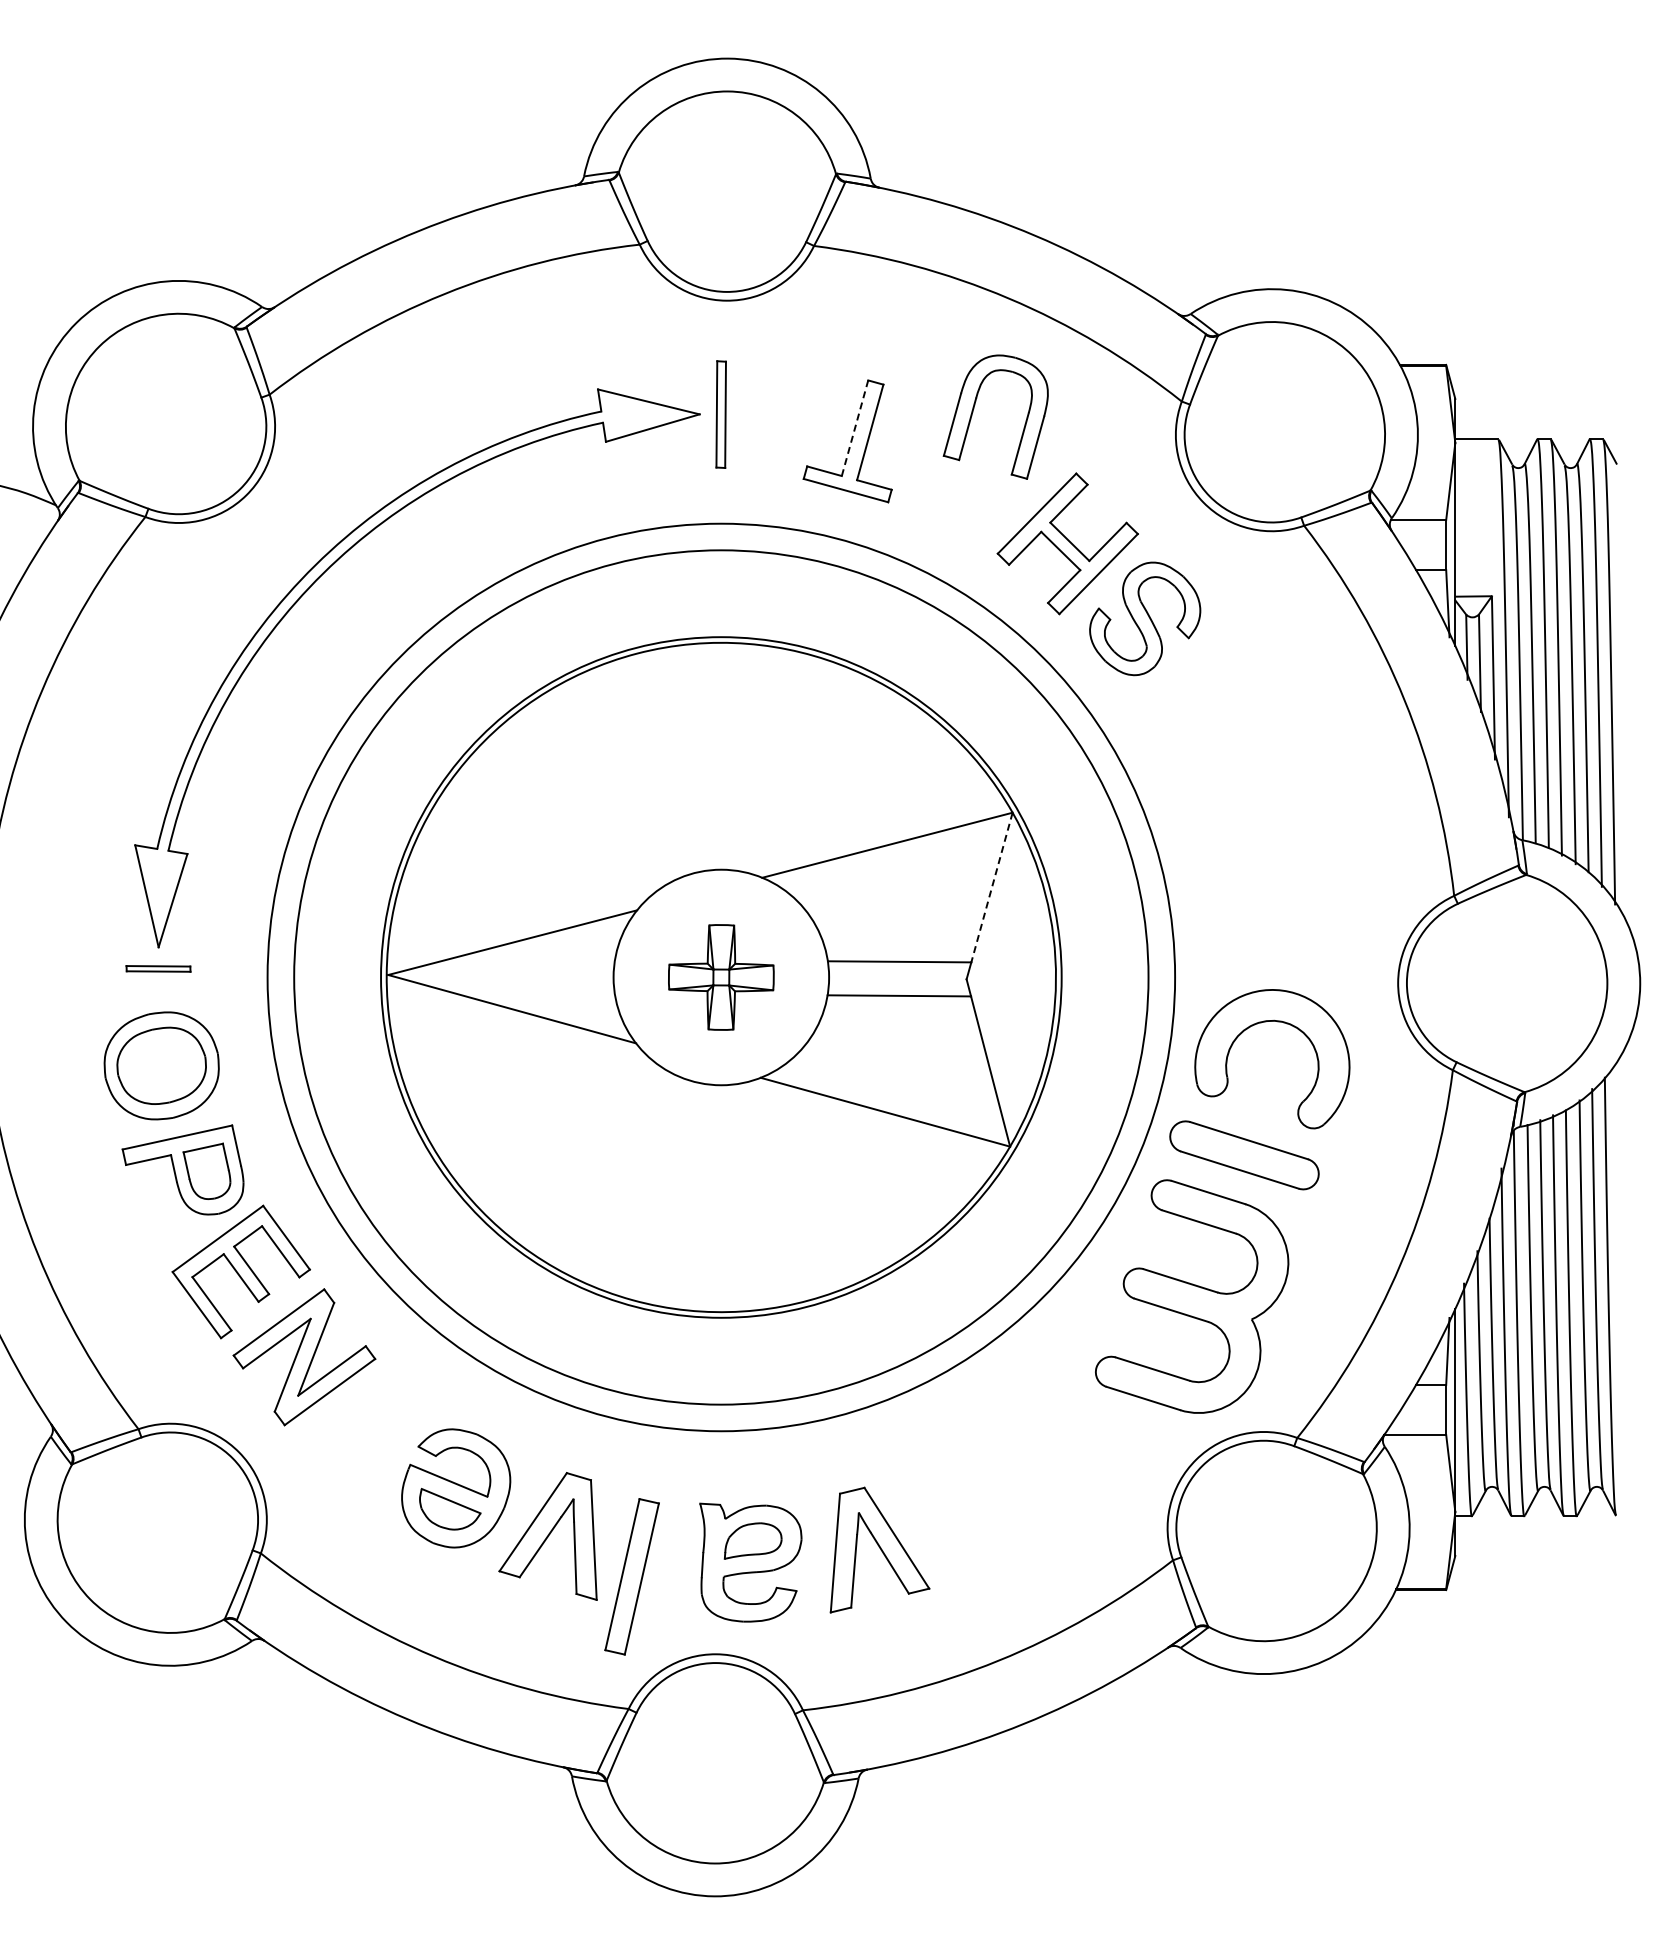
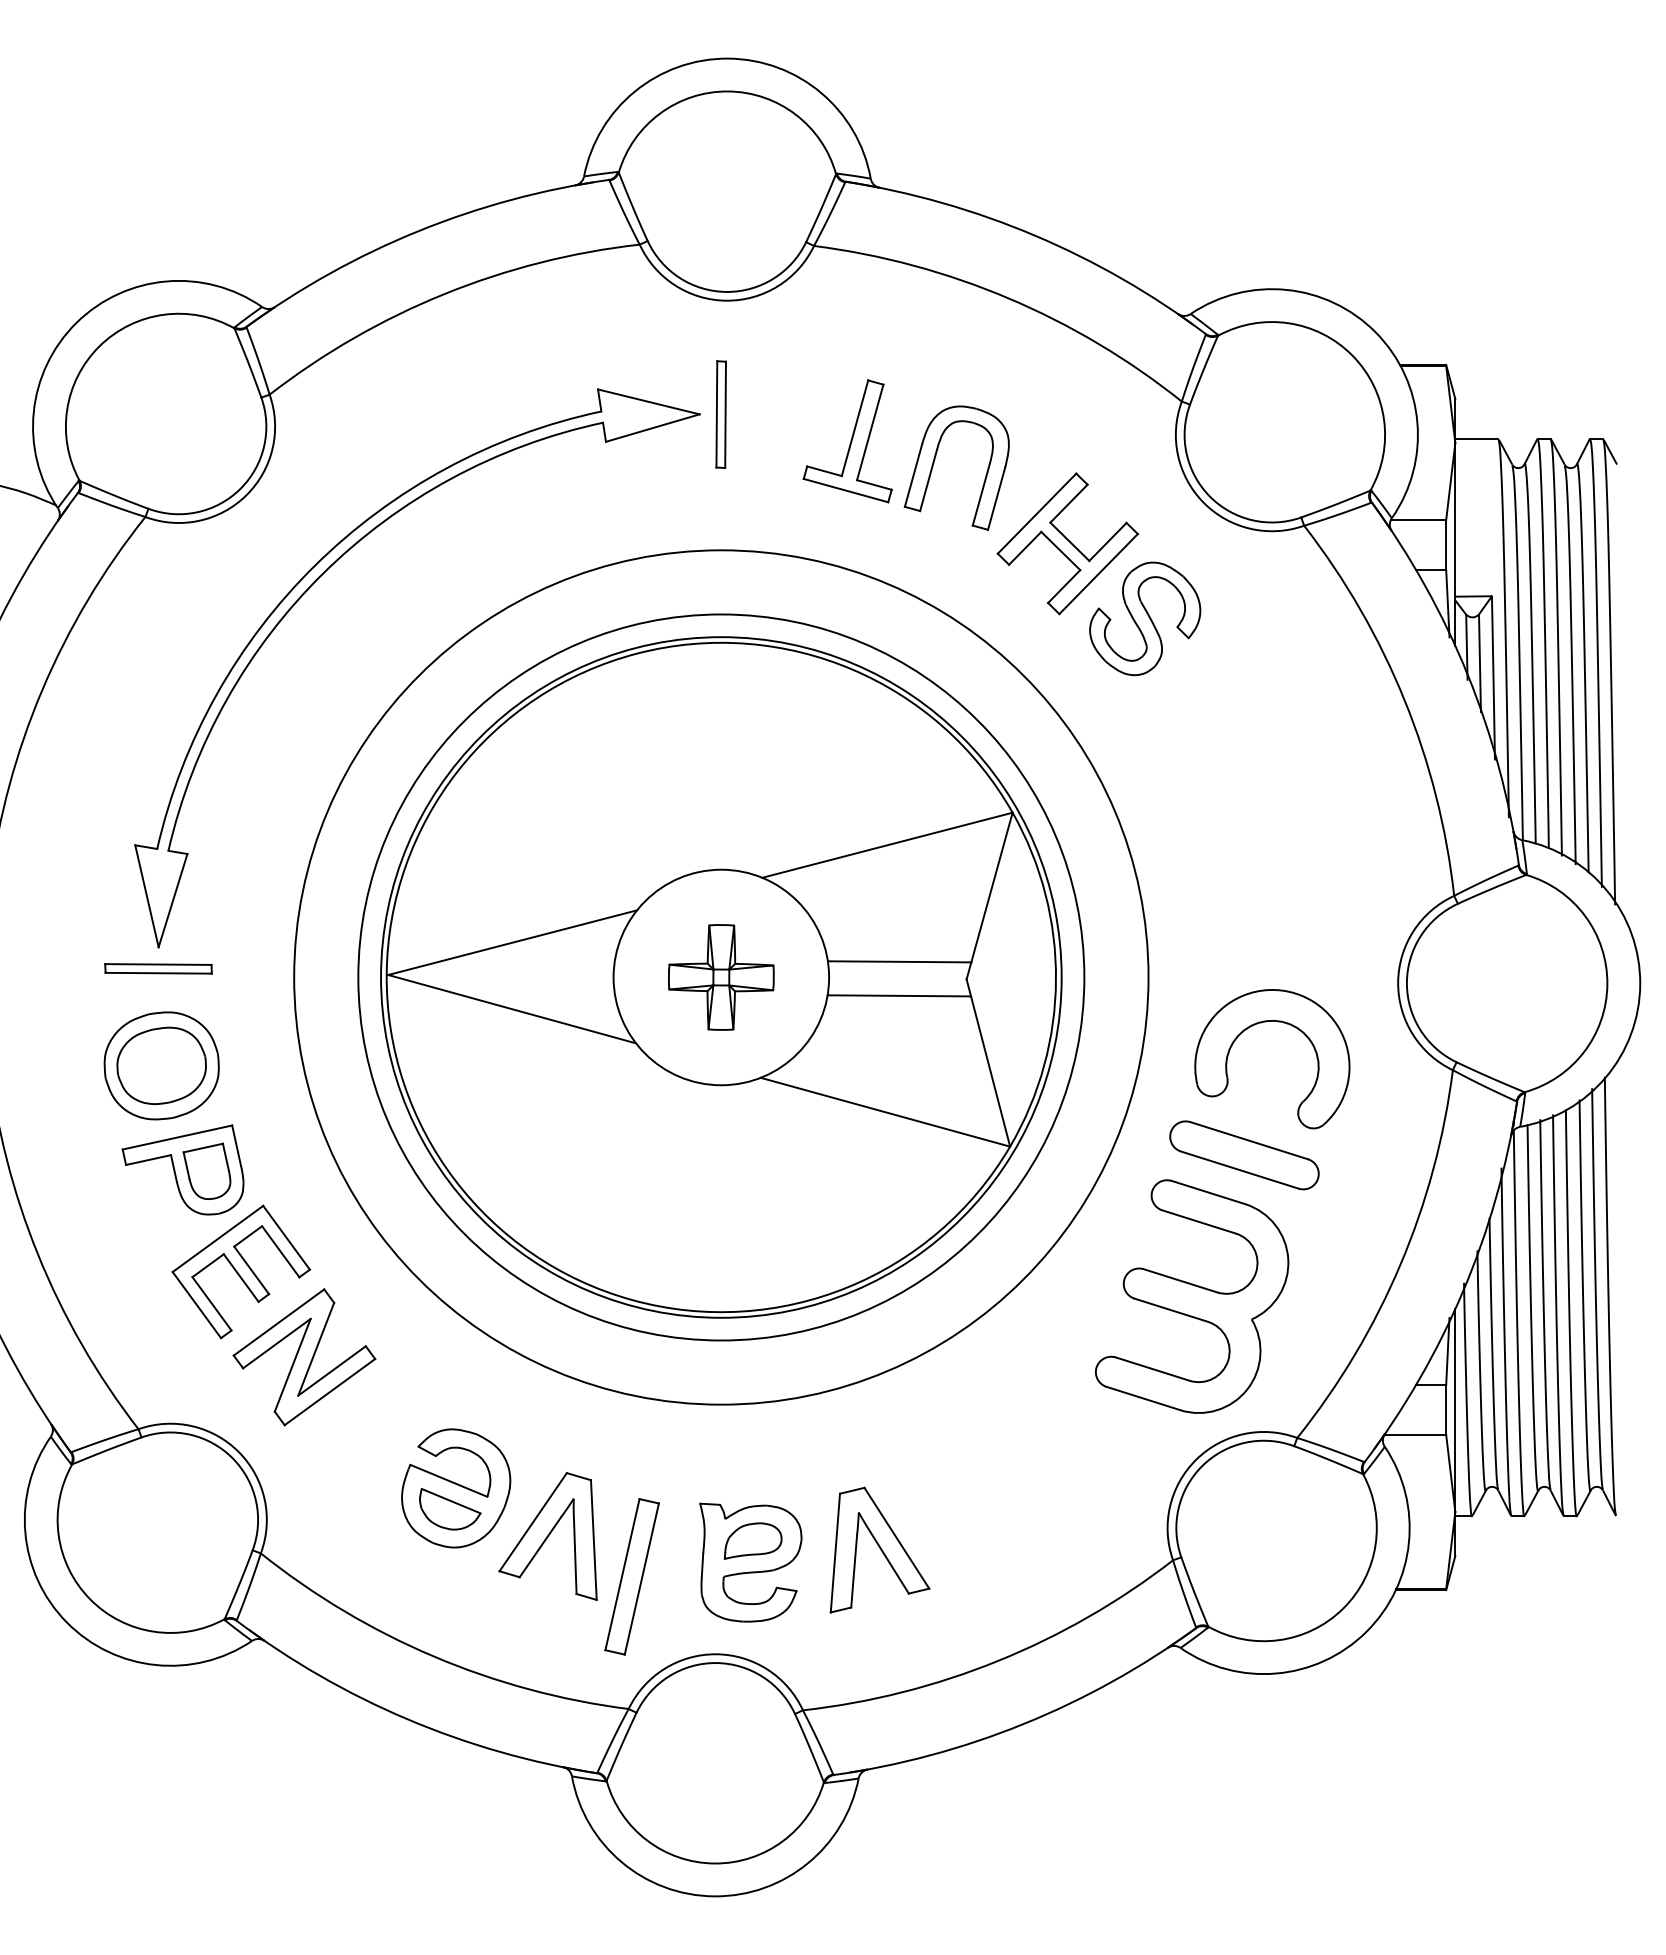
part position: (973, 412) -> (934, 463) (934, 463)
line: dashed -> solid (855, 428)
line: dashed -> solid (991, 887)
part size: 67x8 px -> 109x12 px (158, 968)
circle diameter: 908 px -> 726 px (721, 977)
